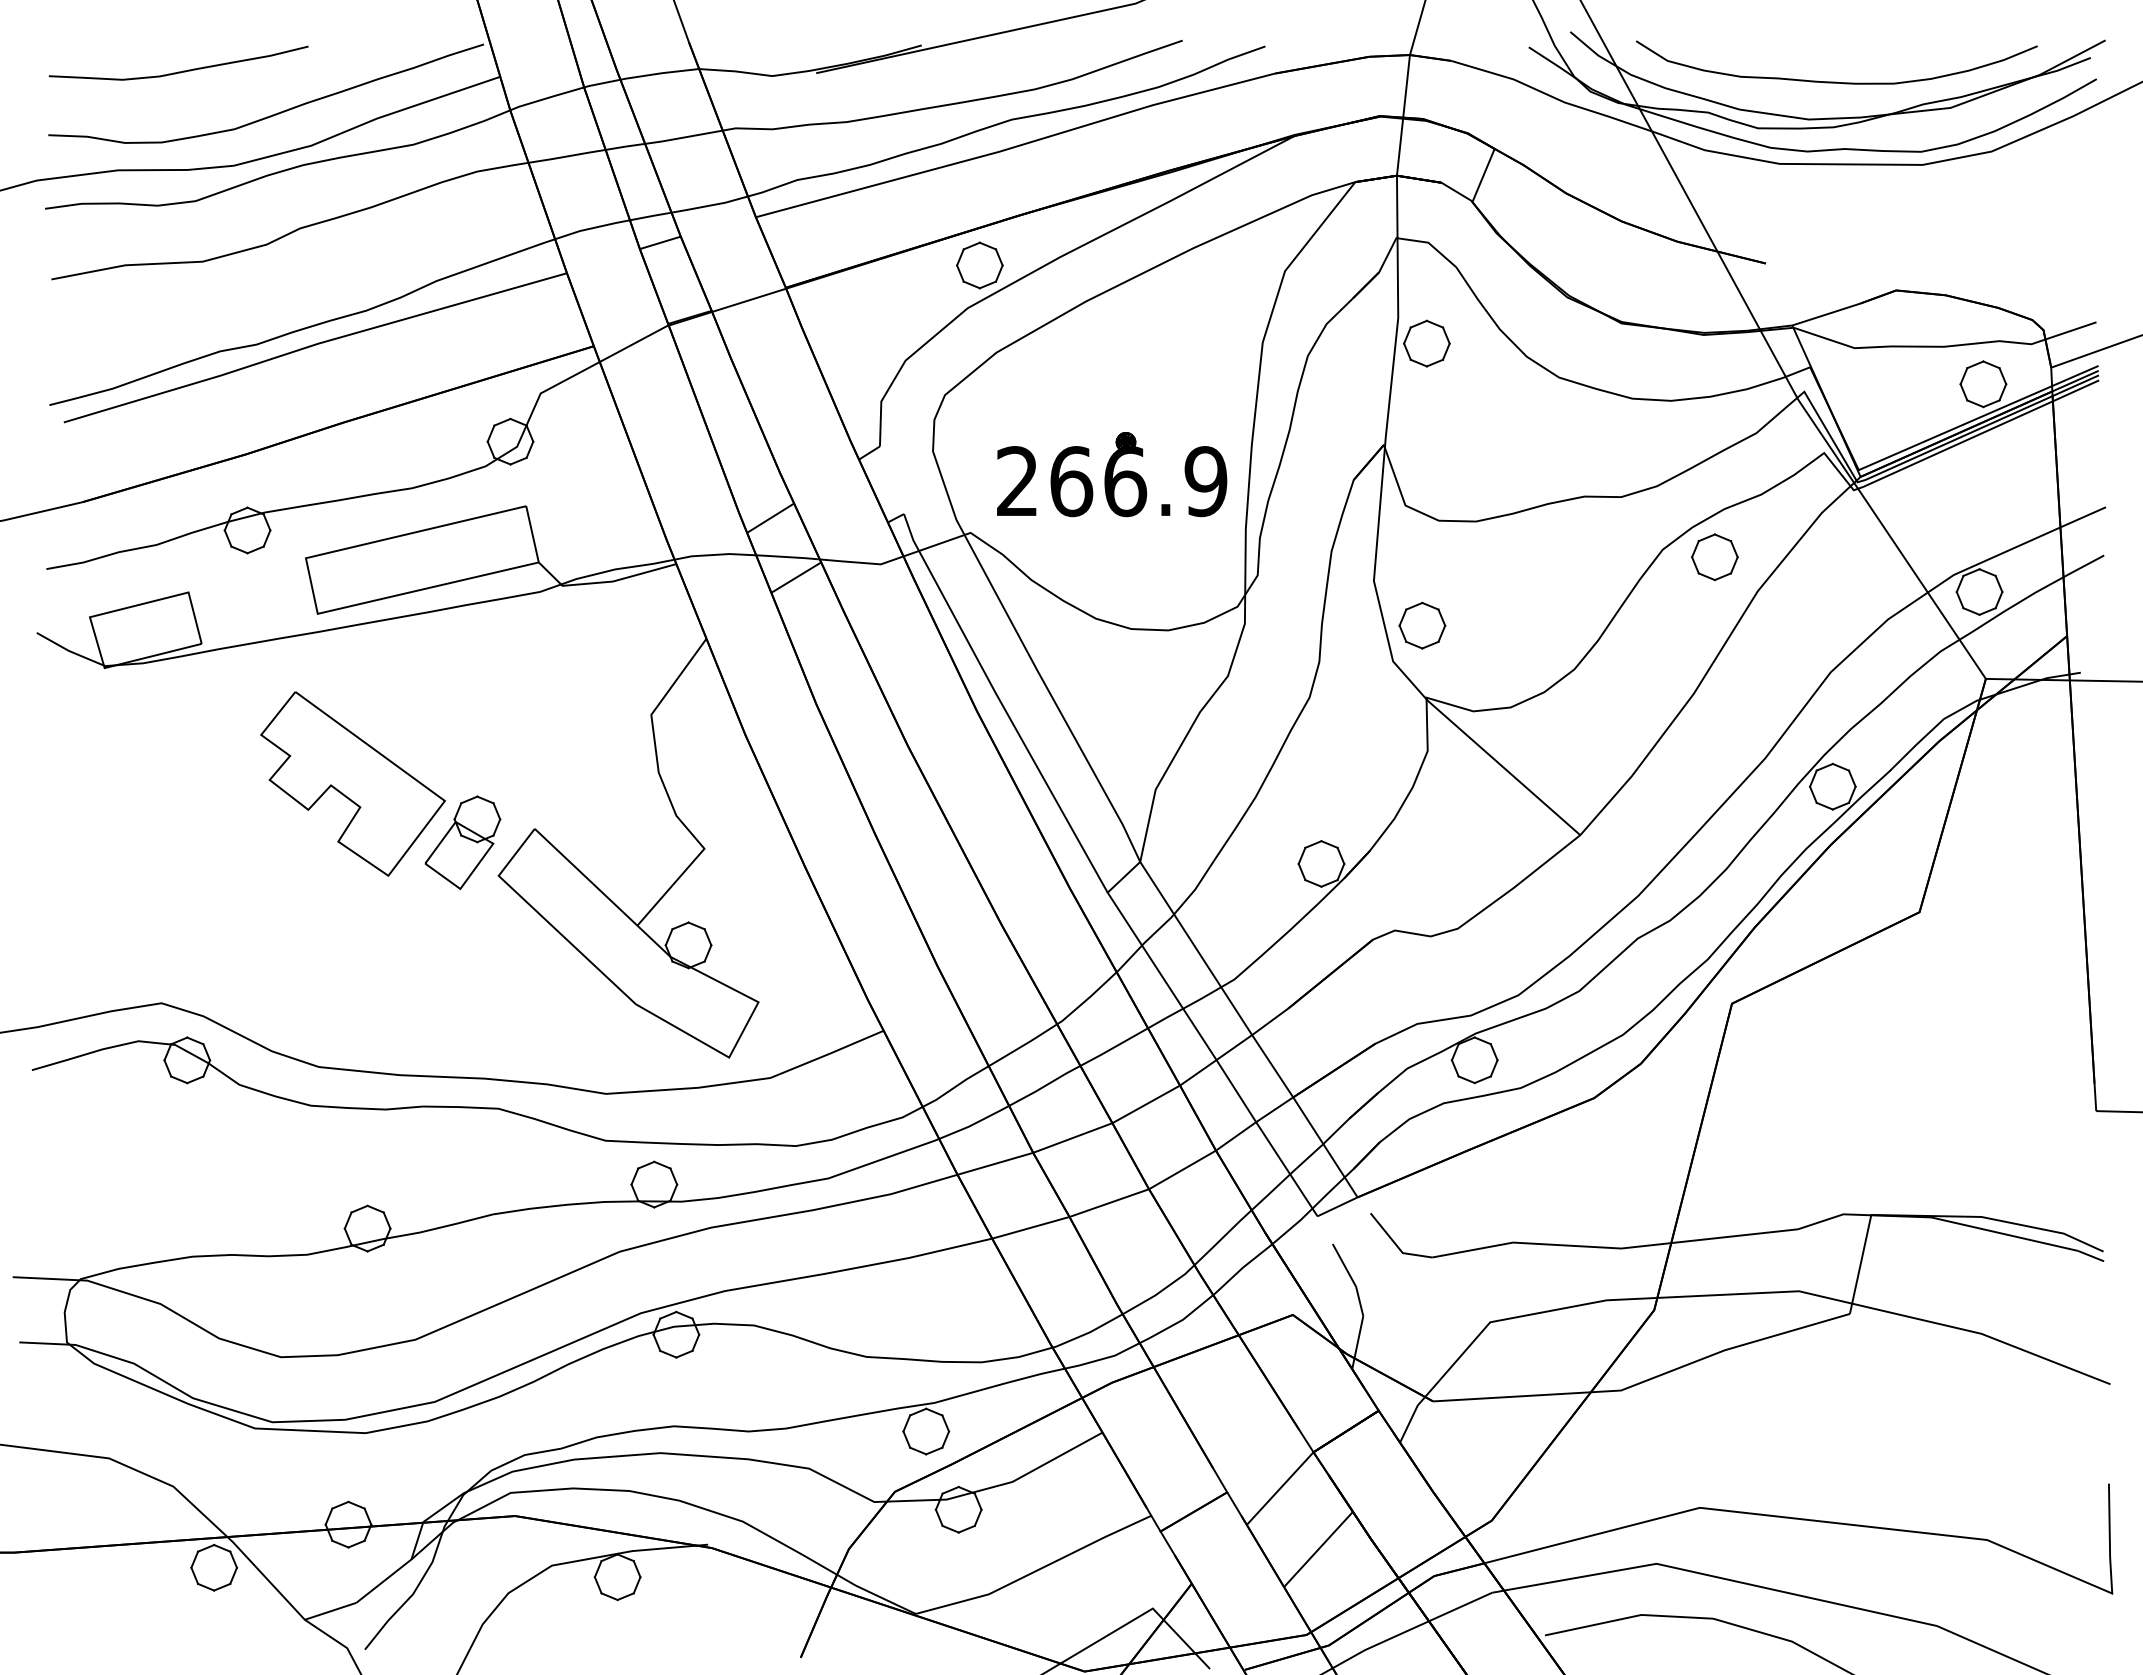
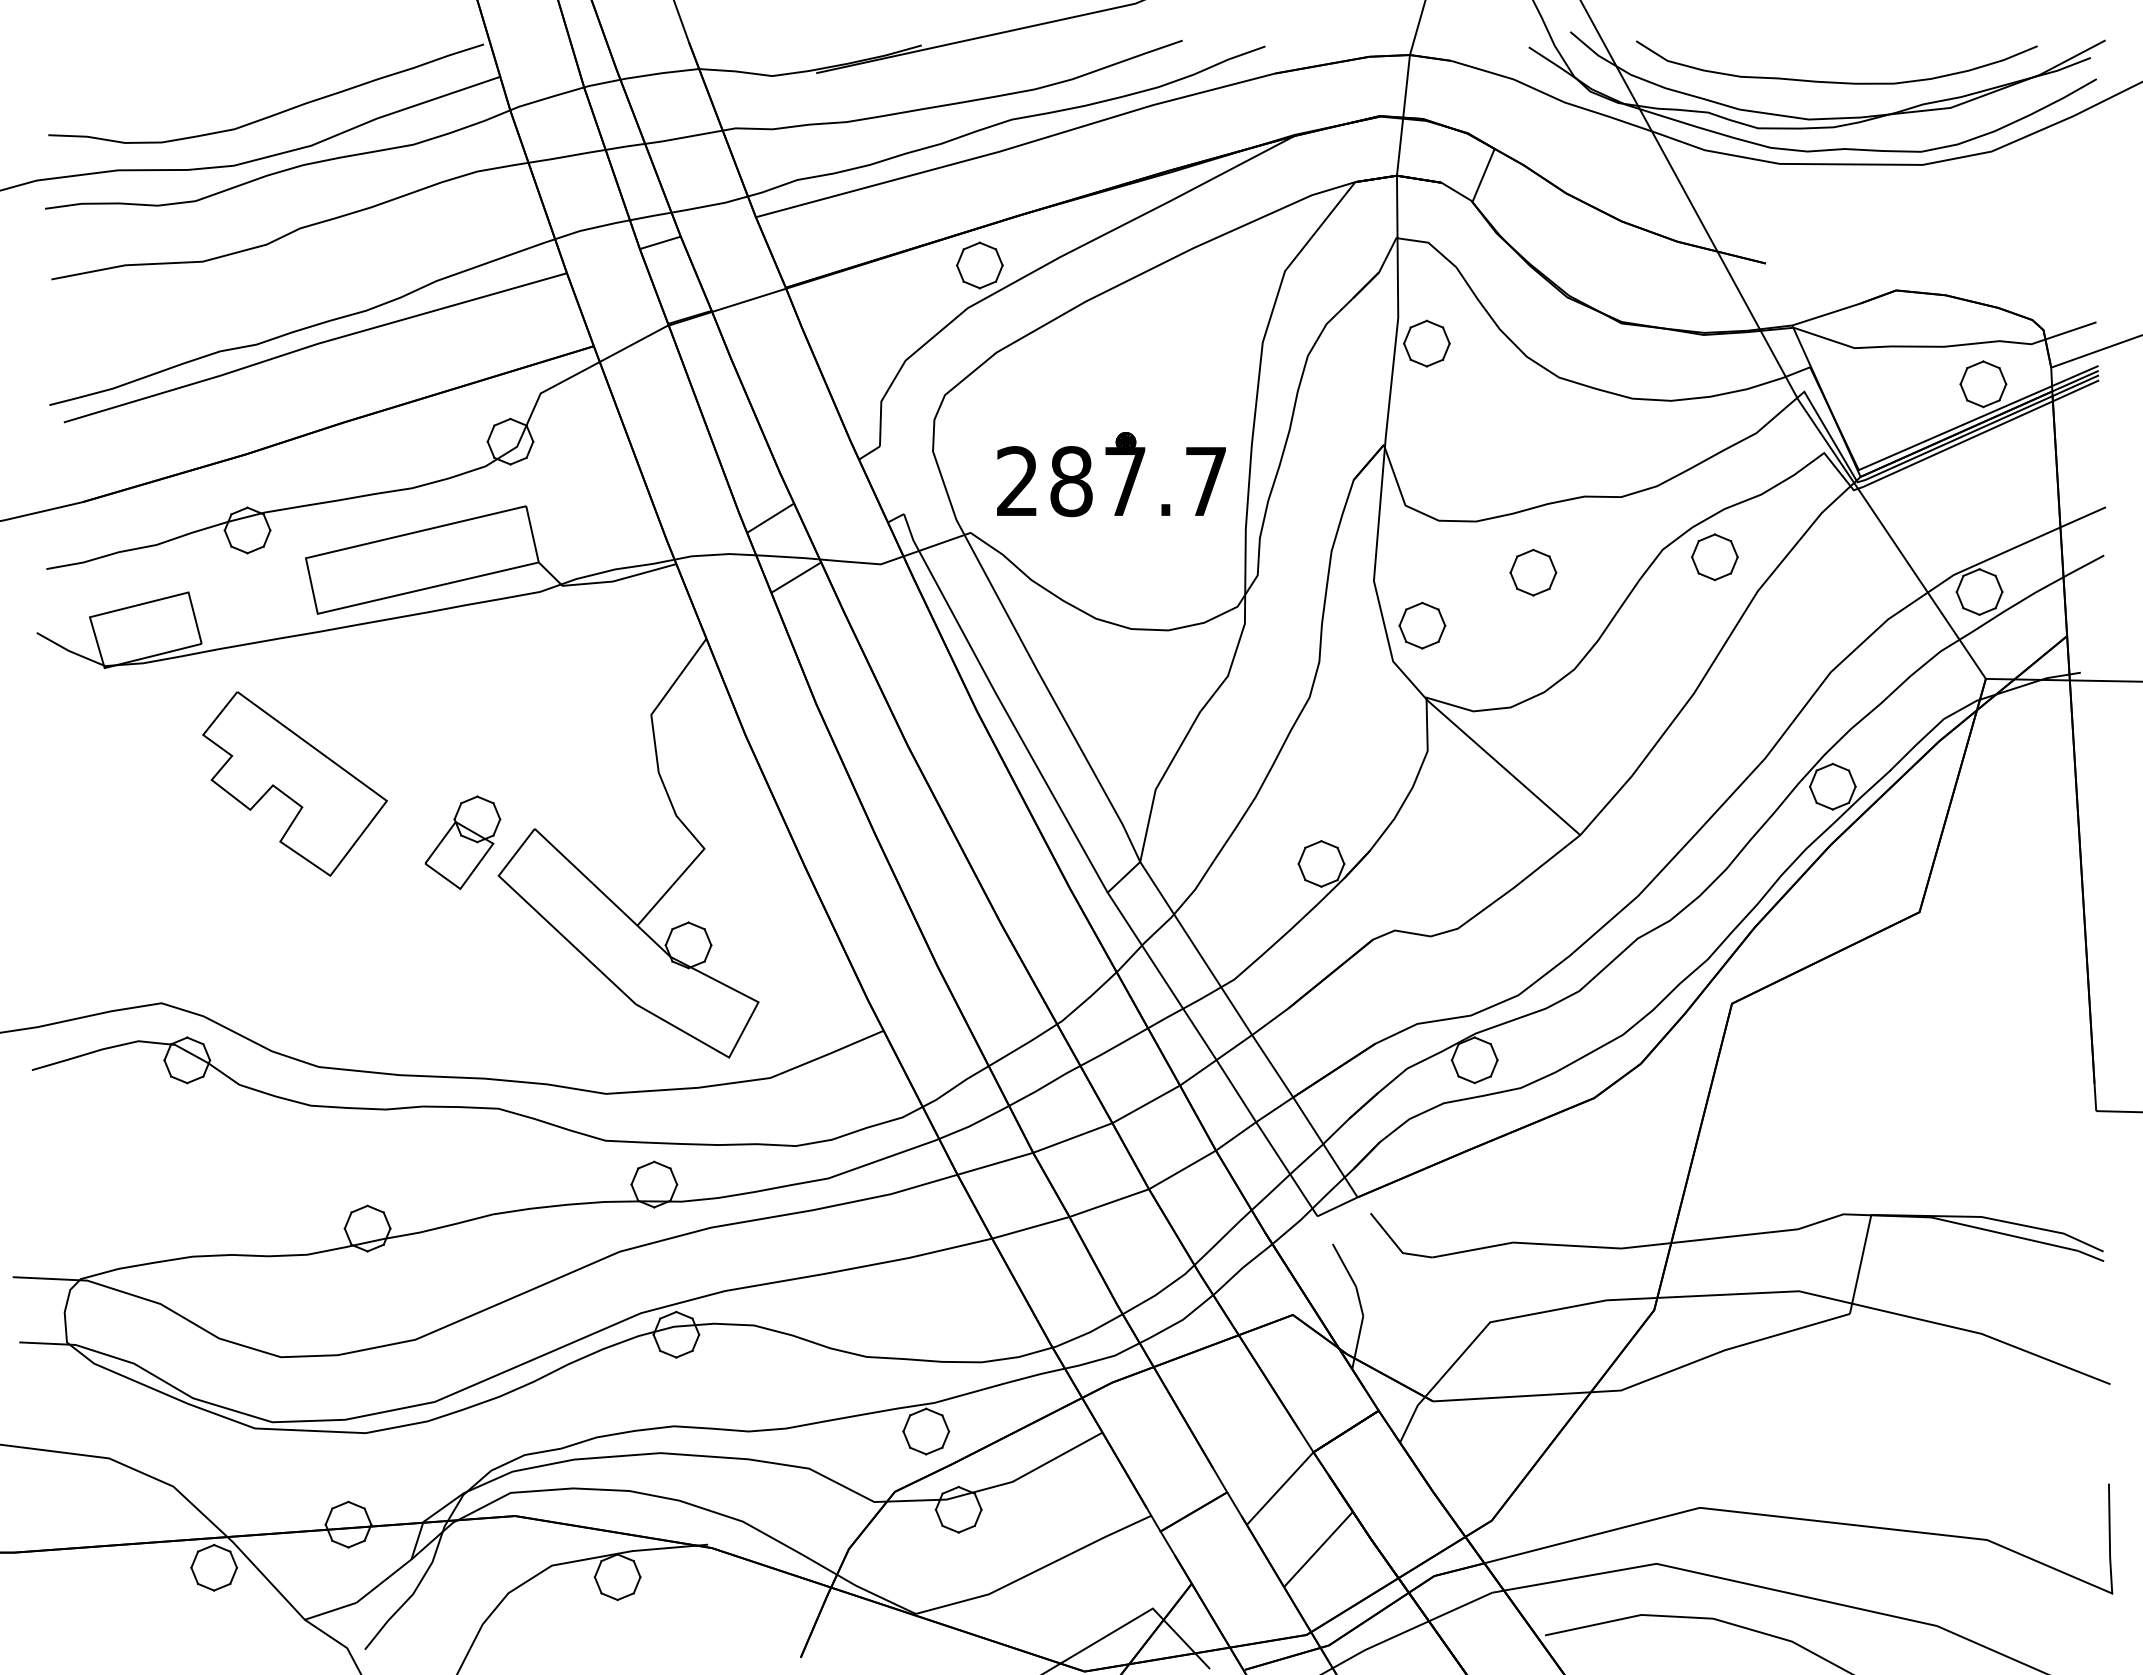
curve: present -> none (178, 71)
text: 266.9 -> 287.7 (1138, 481)
part: none -> present (1533, 572)
part position: (352, 783) -> (294, 783) (294, 783)
